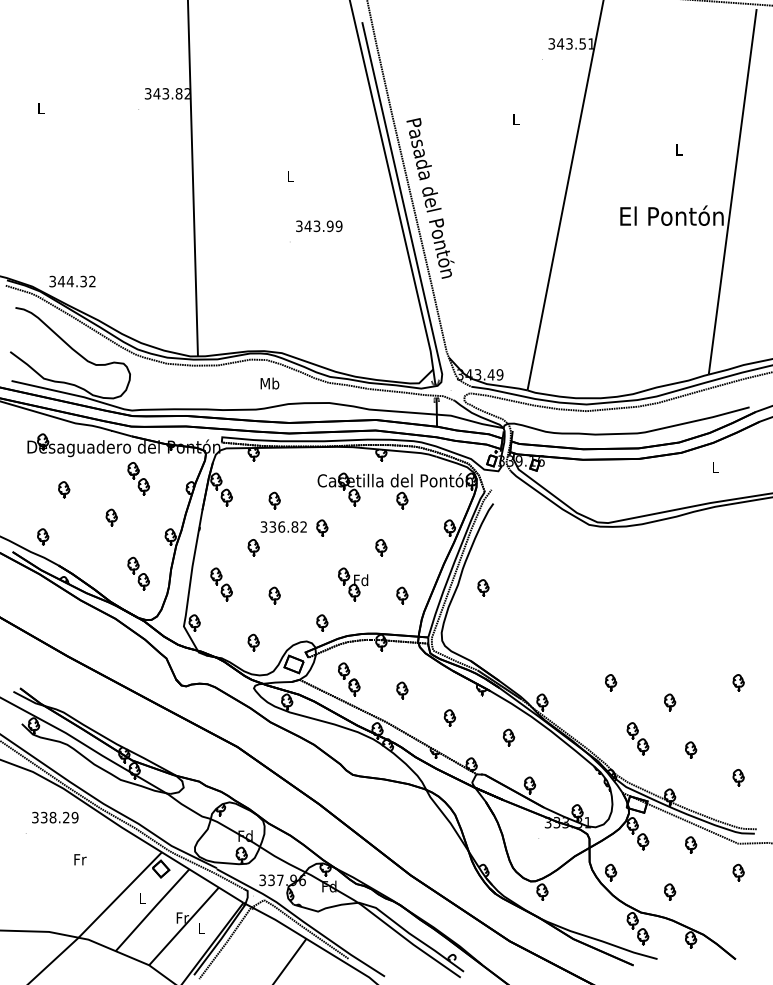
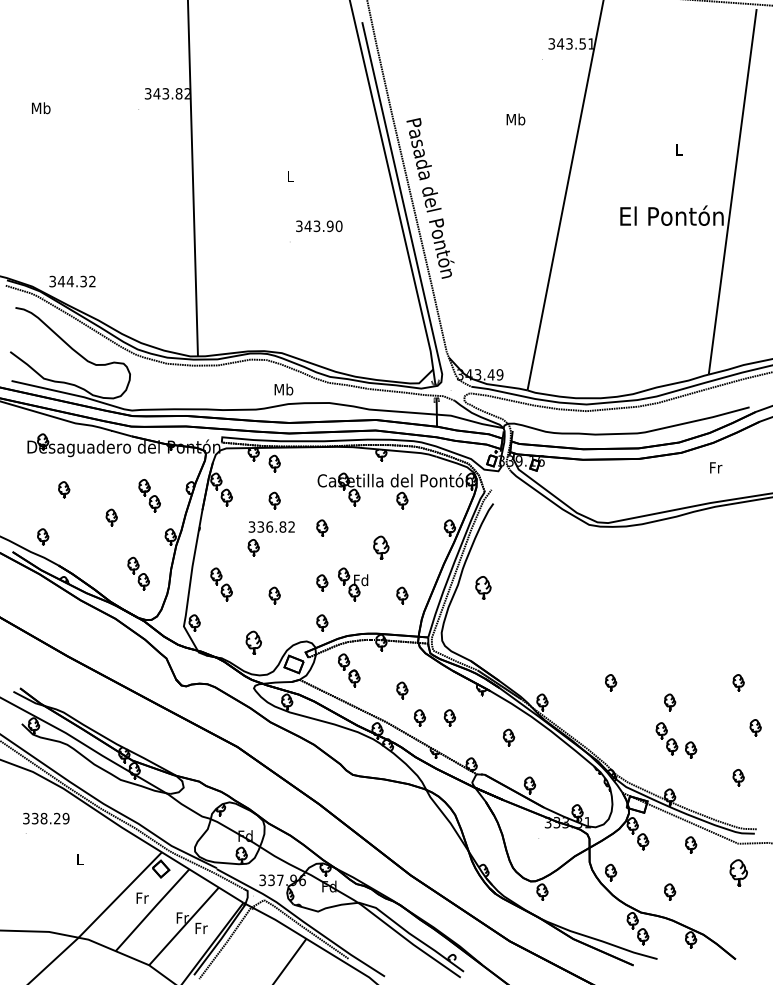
text: L -> Mb (41, 108)
text: L -> Mb (515, 119)
text: 343.99 -> 343.90 (338, 226)
text position: (269, 383) -> (283, 389) (283, 389)
part: none -> present (274, 463)
text: L -> Fr (716, 467)
part position: (138, 478) -> (149, 495) (149, 495)
text position: (283, 526) -> (271, 526) (271, 526)
part size: 13x18 px -> 17x25 px (381, 547)
part: none -> present (322, 582)
part size: 13x18 px -> 17x24 px (483, 587)
part size: 13x19 px -> 17x25 px (253, 642)
part position: (349, 679) -> (349, 670) (349, 670)
part: none -> present (419, 717)
part: none -> present (755, 727)
part position: (637, 738) -> (666, 738) (666, 738)
text position: (55, 817) -> (46, 818) (46, 818)
text: Fr -> L (80, 859)
part size: 13x19 px -> 19x28 px (738, 872)
text: L -> Fr (142, 897)
text: L -> Fr (201, 927)
